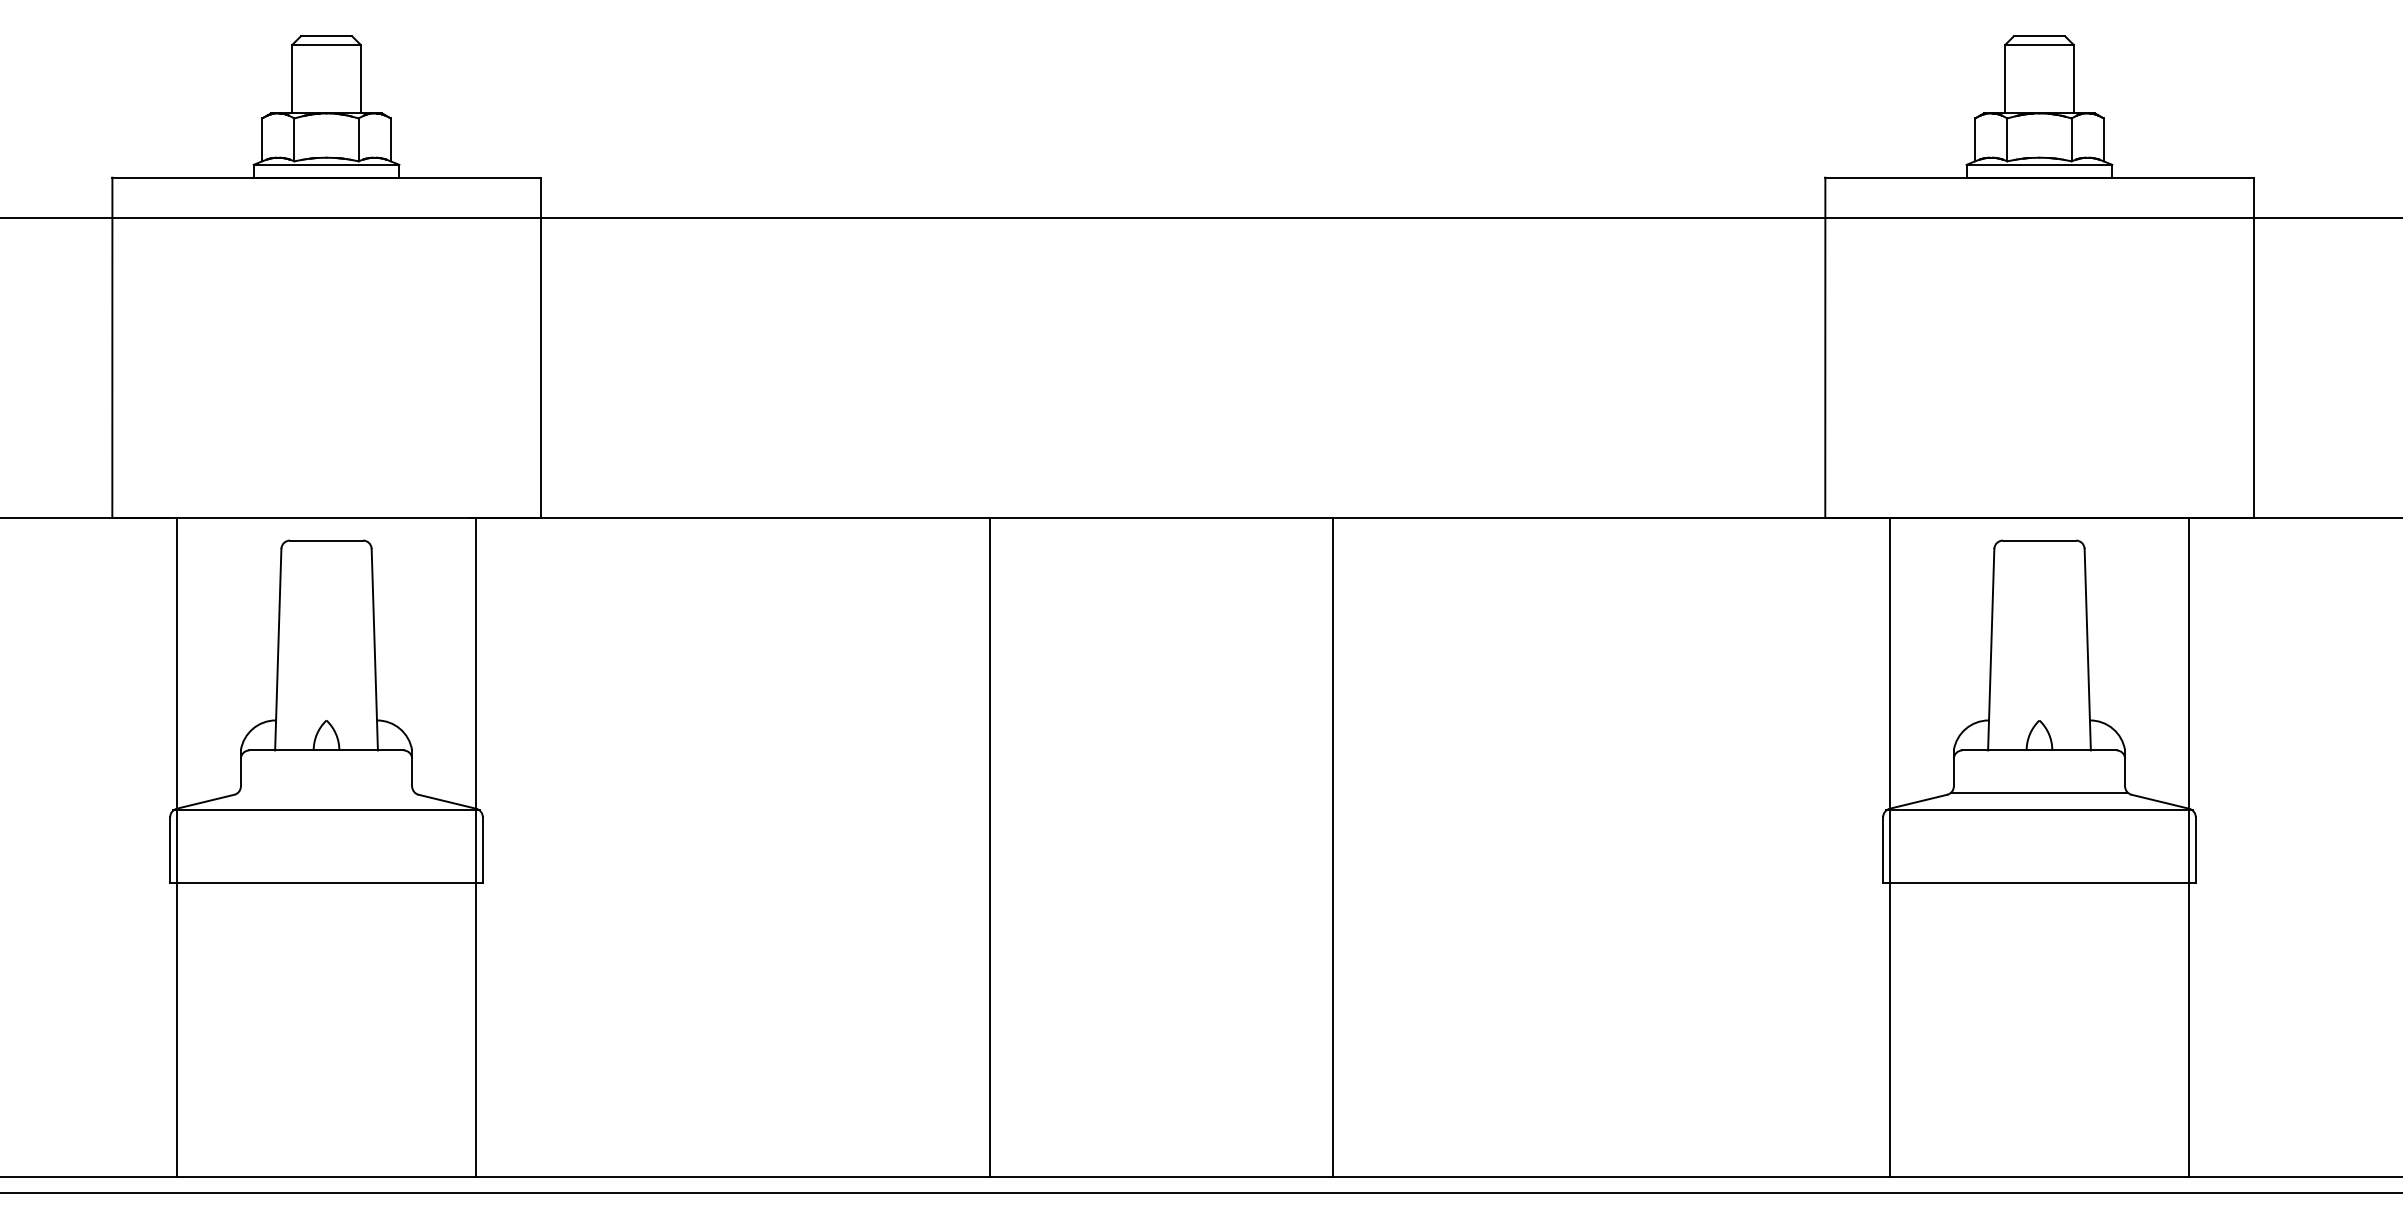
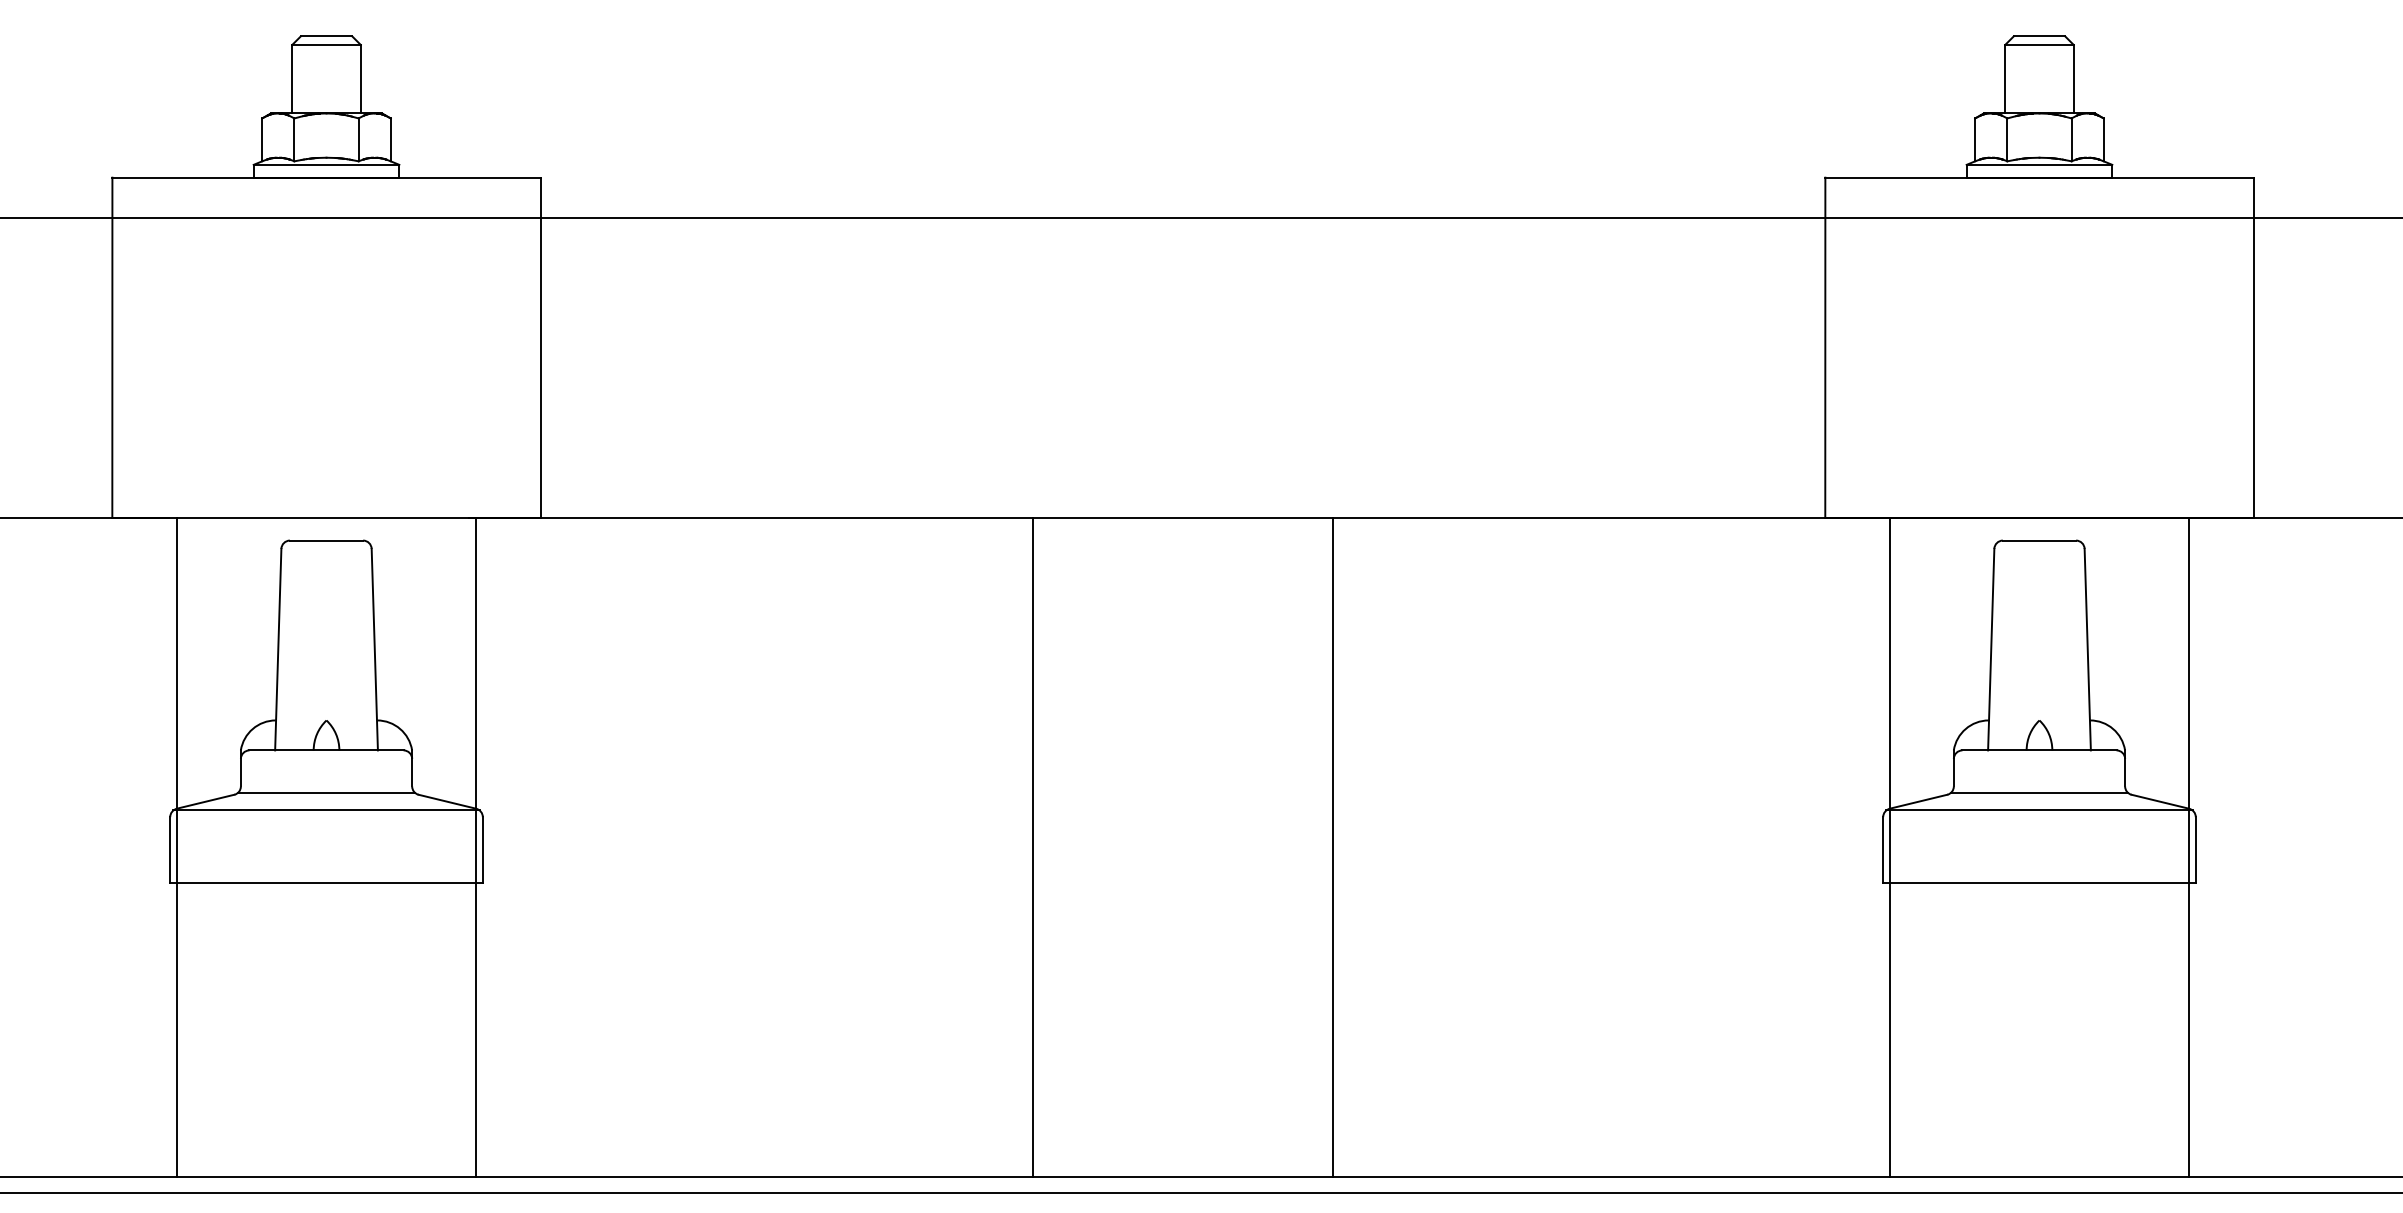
line: none -> present (326, 793)
line position: (990, 846) -> (1033, 846) (1033, 846)
